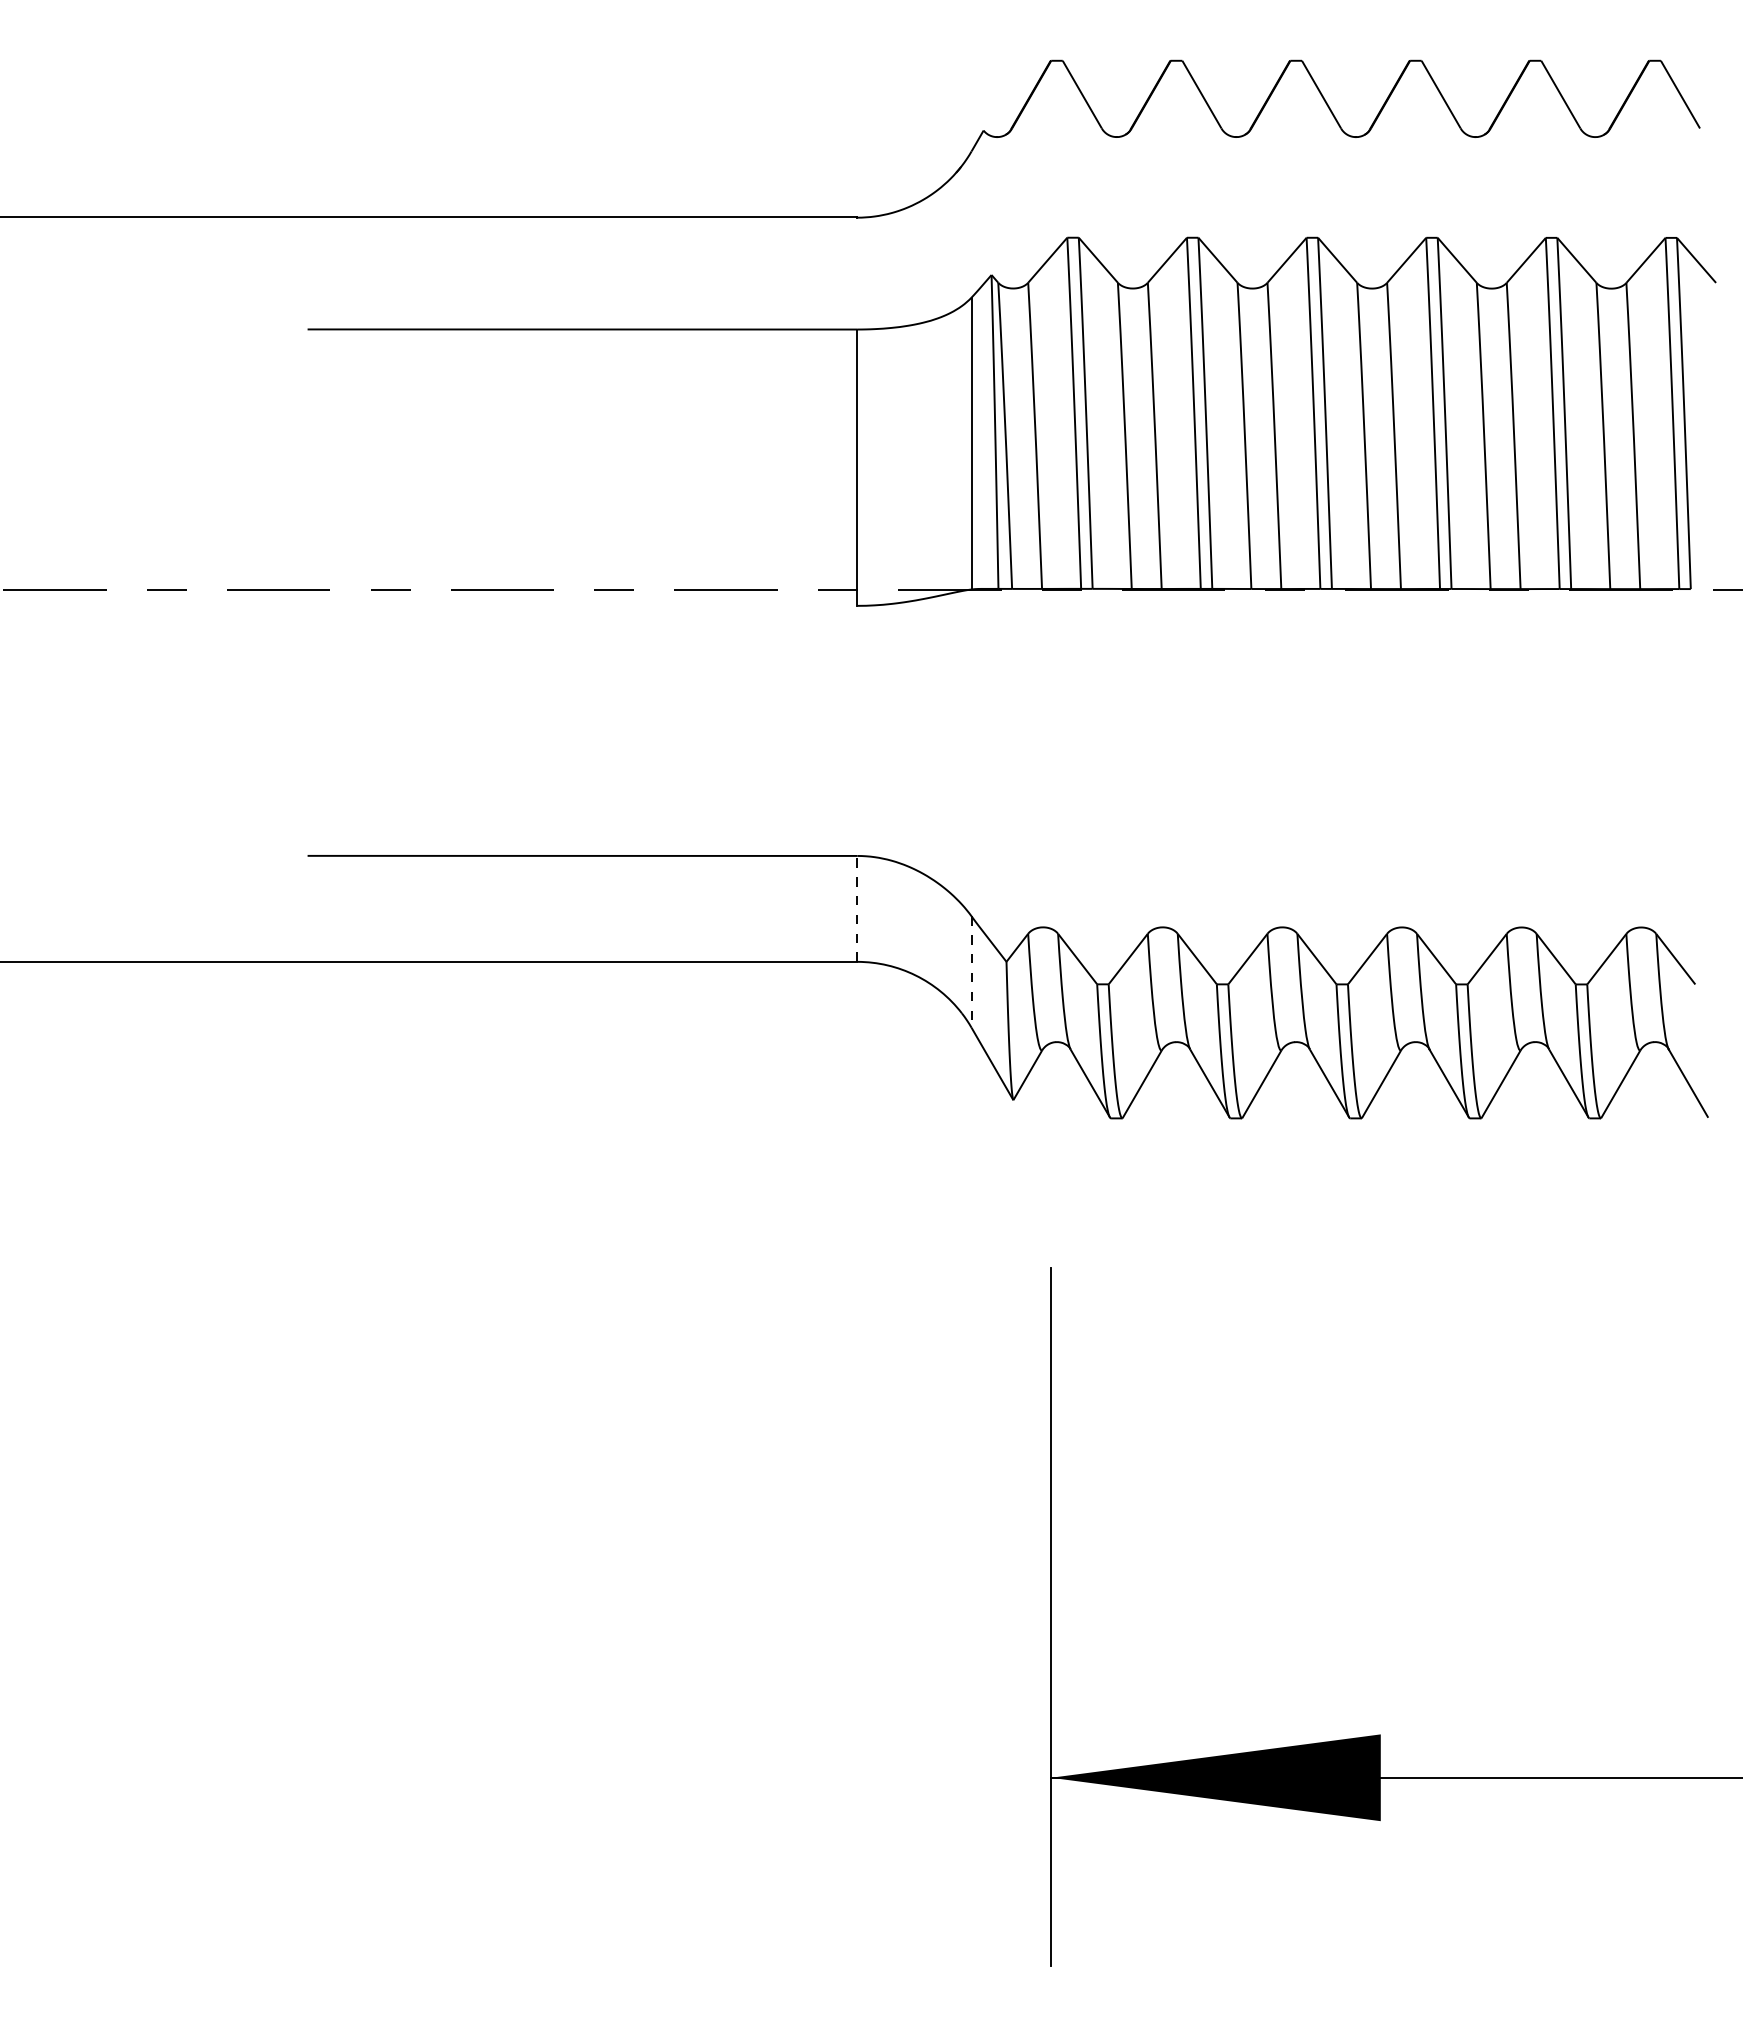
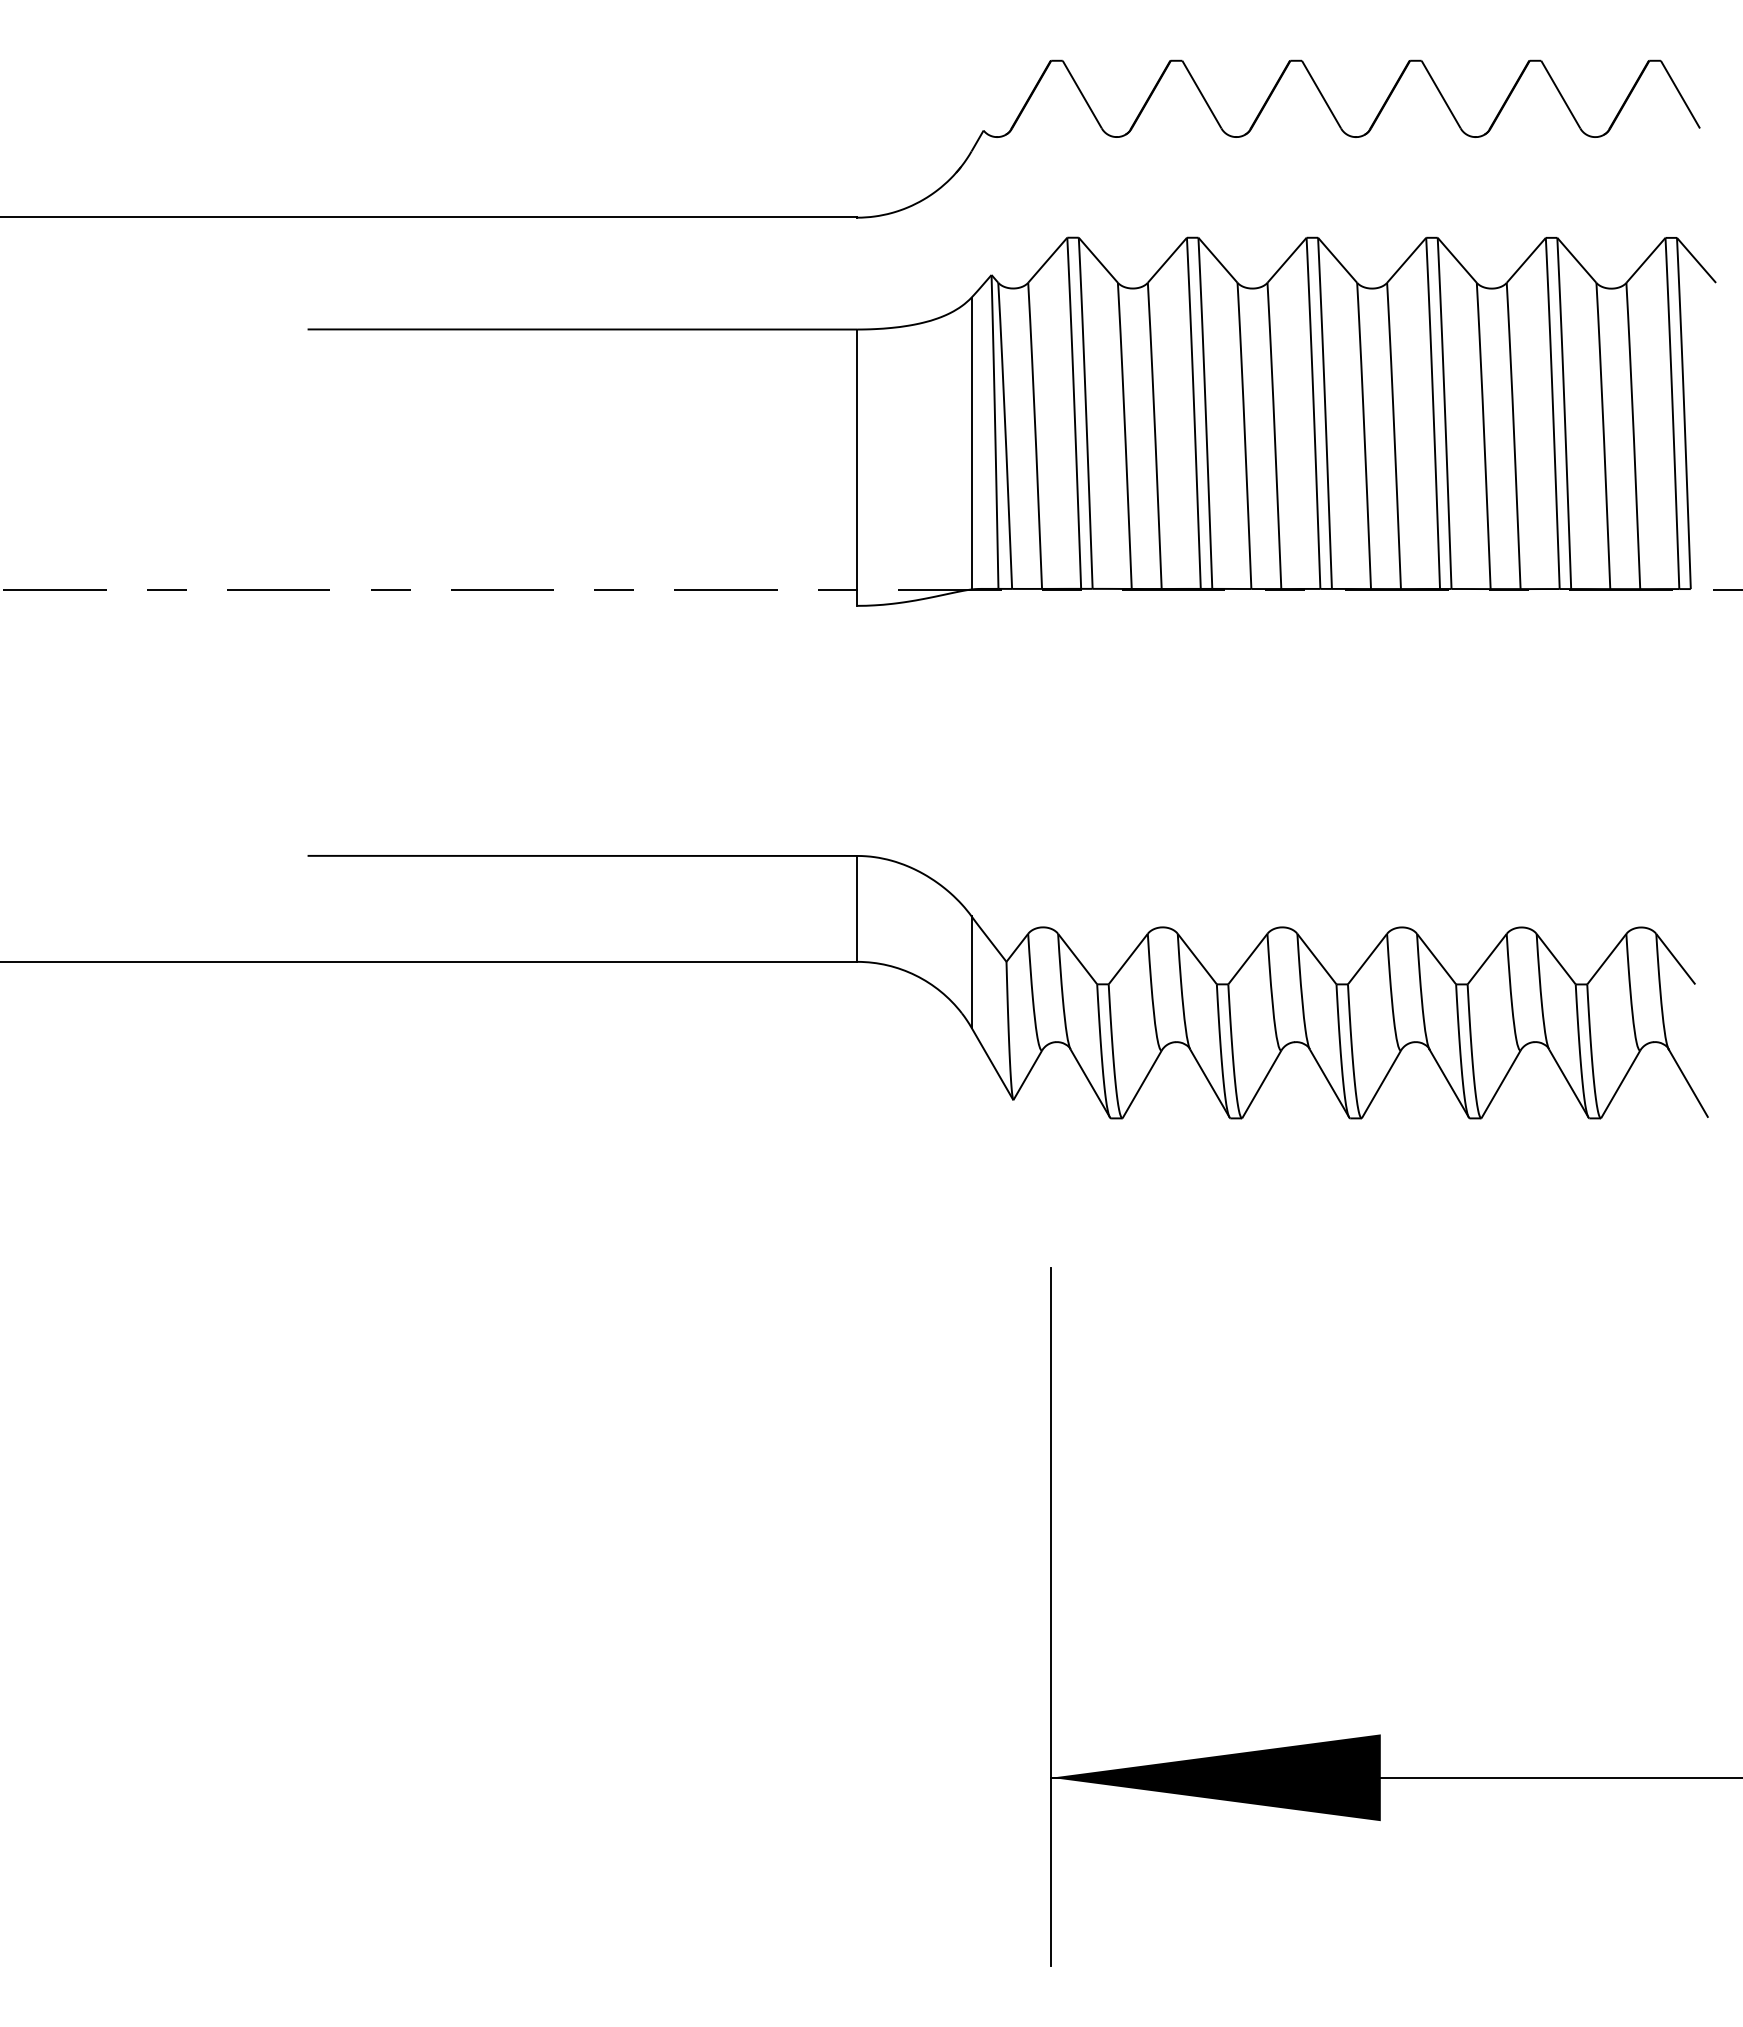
line: dashed -> solid (857, 908)
line: dashed -> solid (971, 972)
